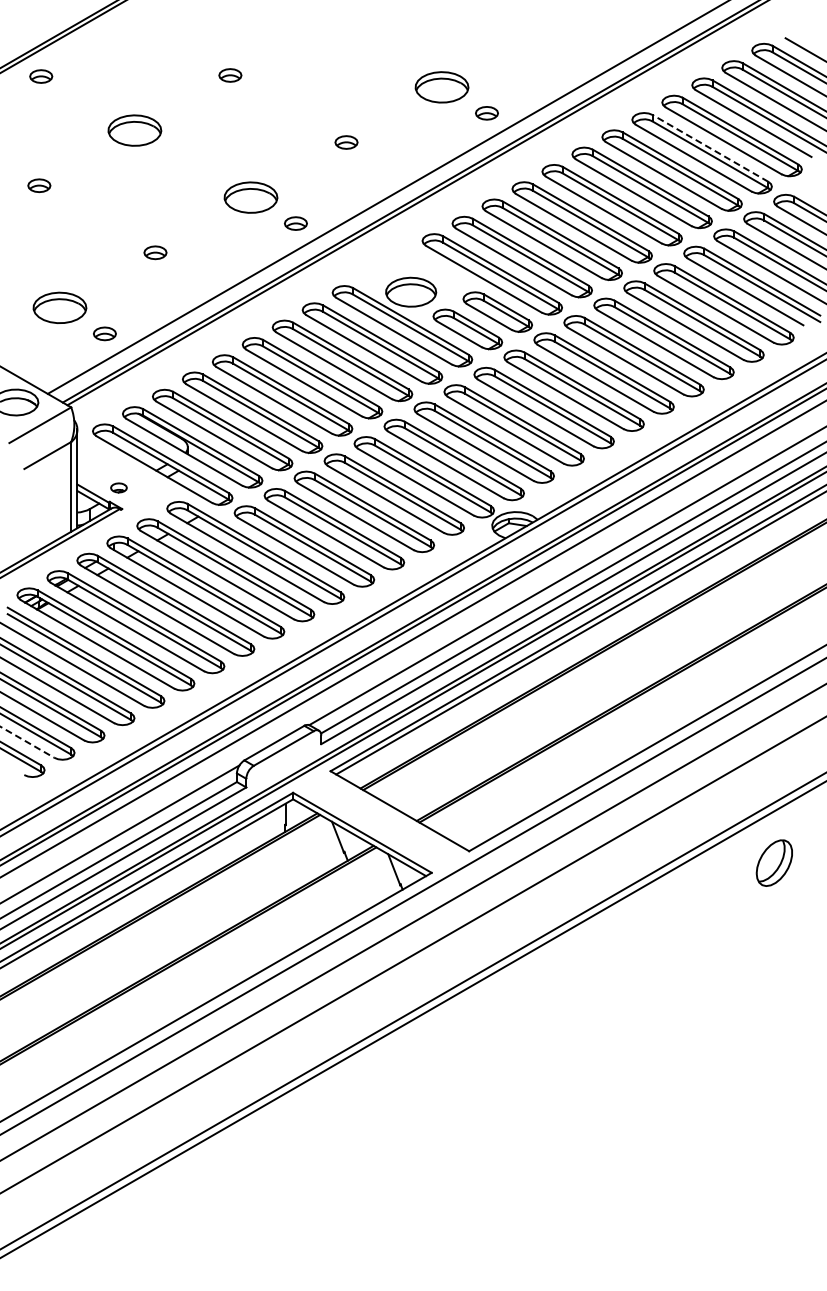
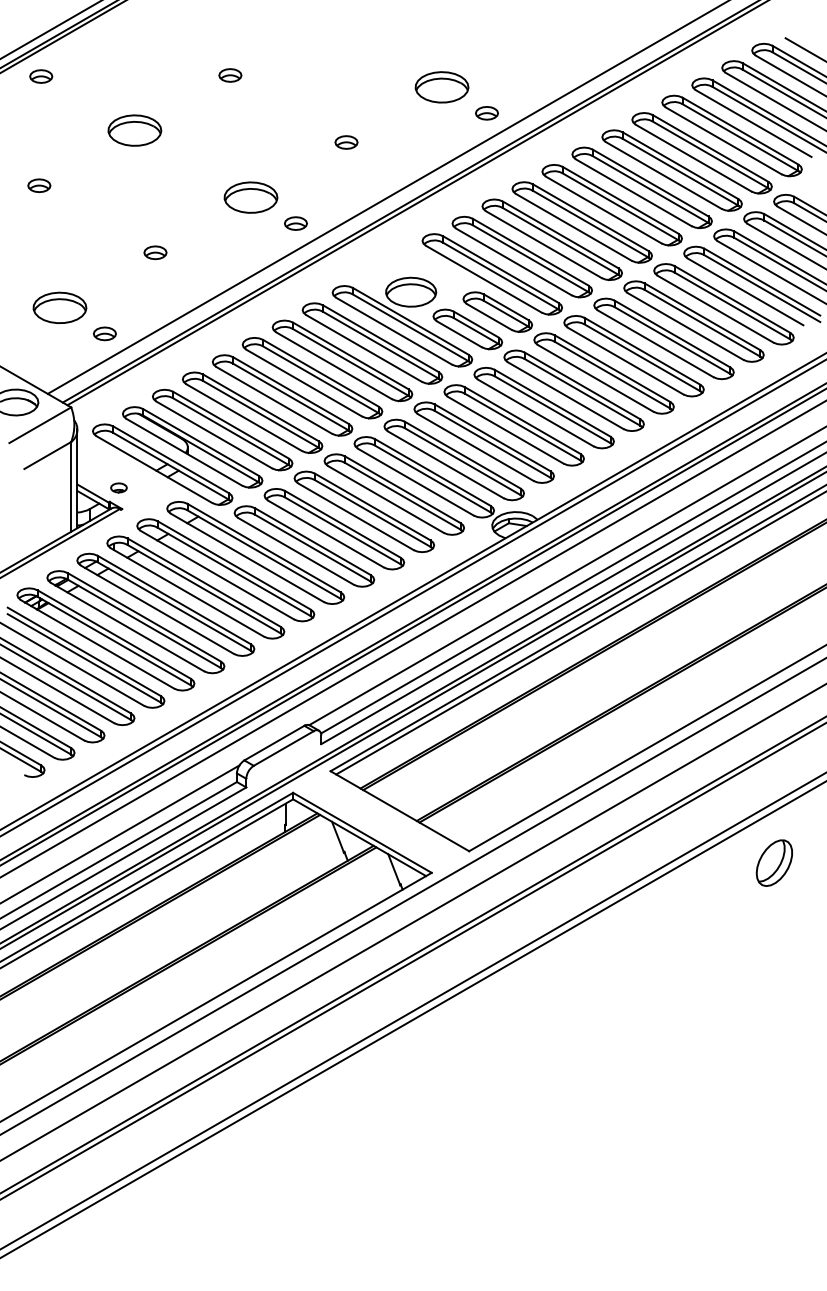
line: none -> present (50, 29)
line: dashed -> solid (710, 148)
line: dashed -> solid (27, 742)
line: none -> present (412, 961)
